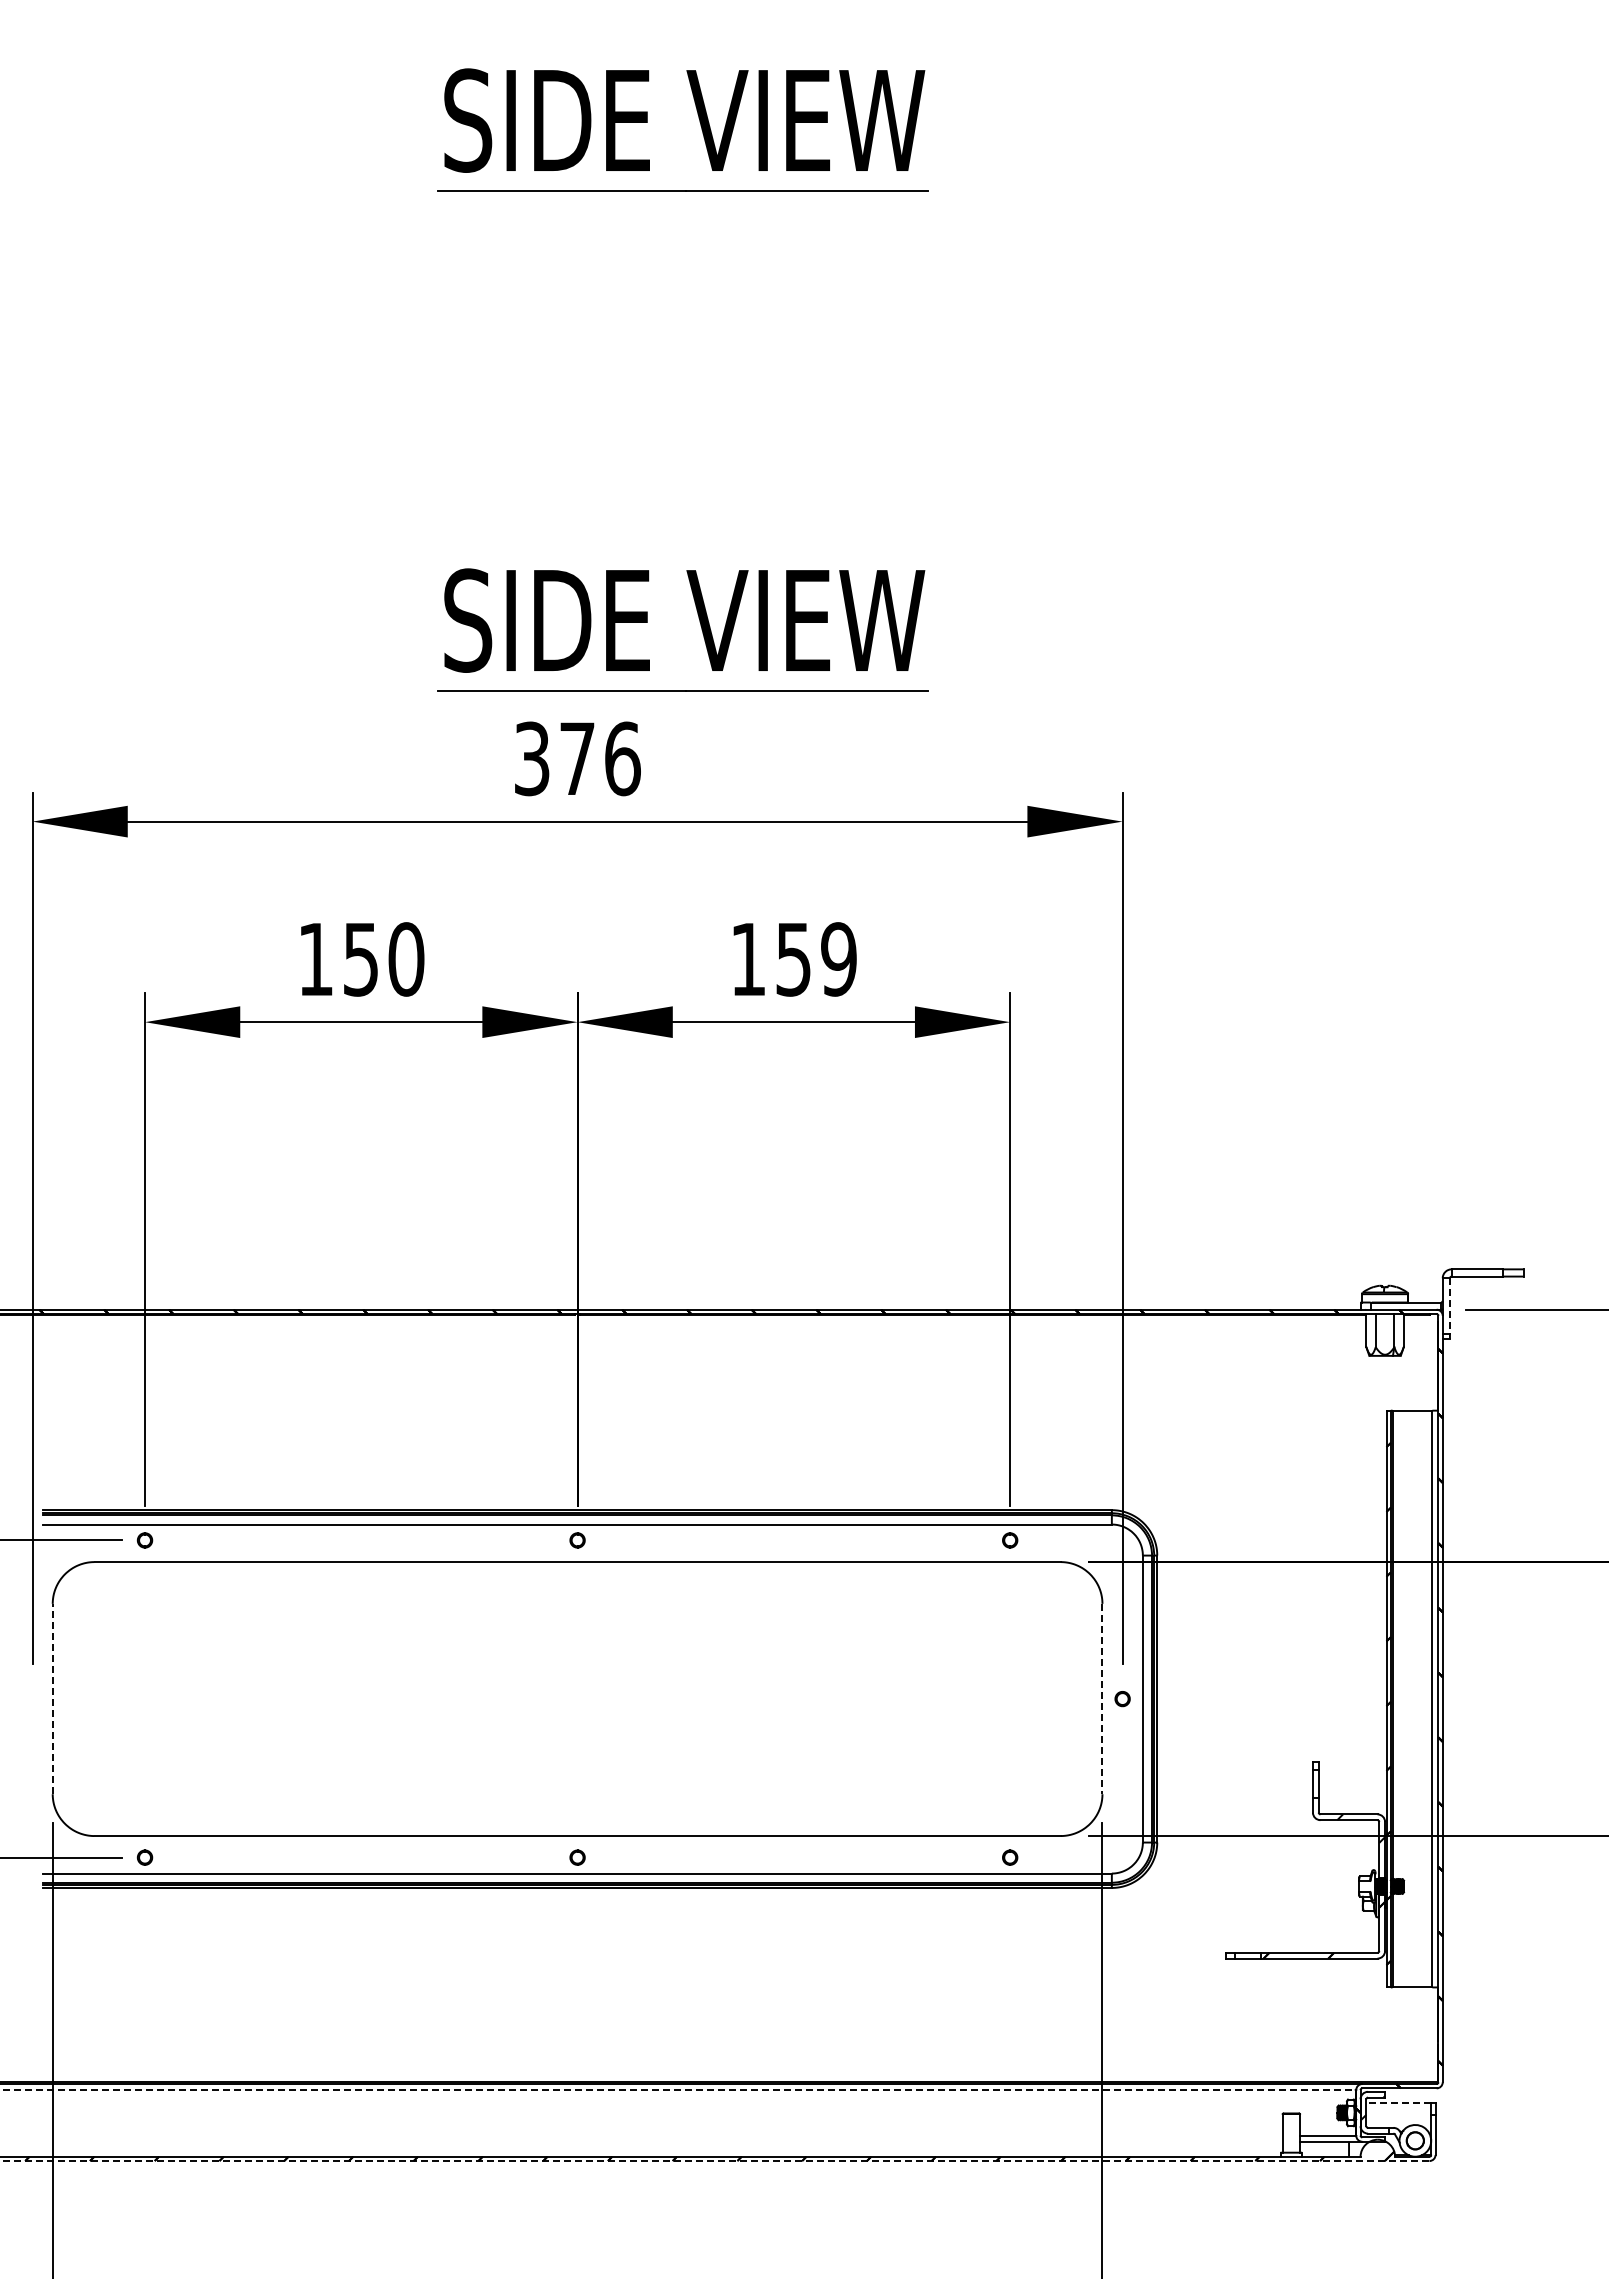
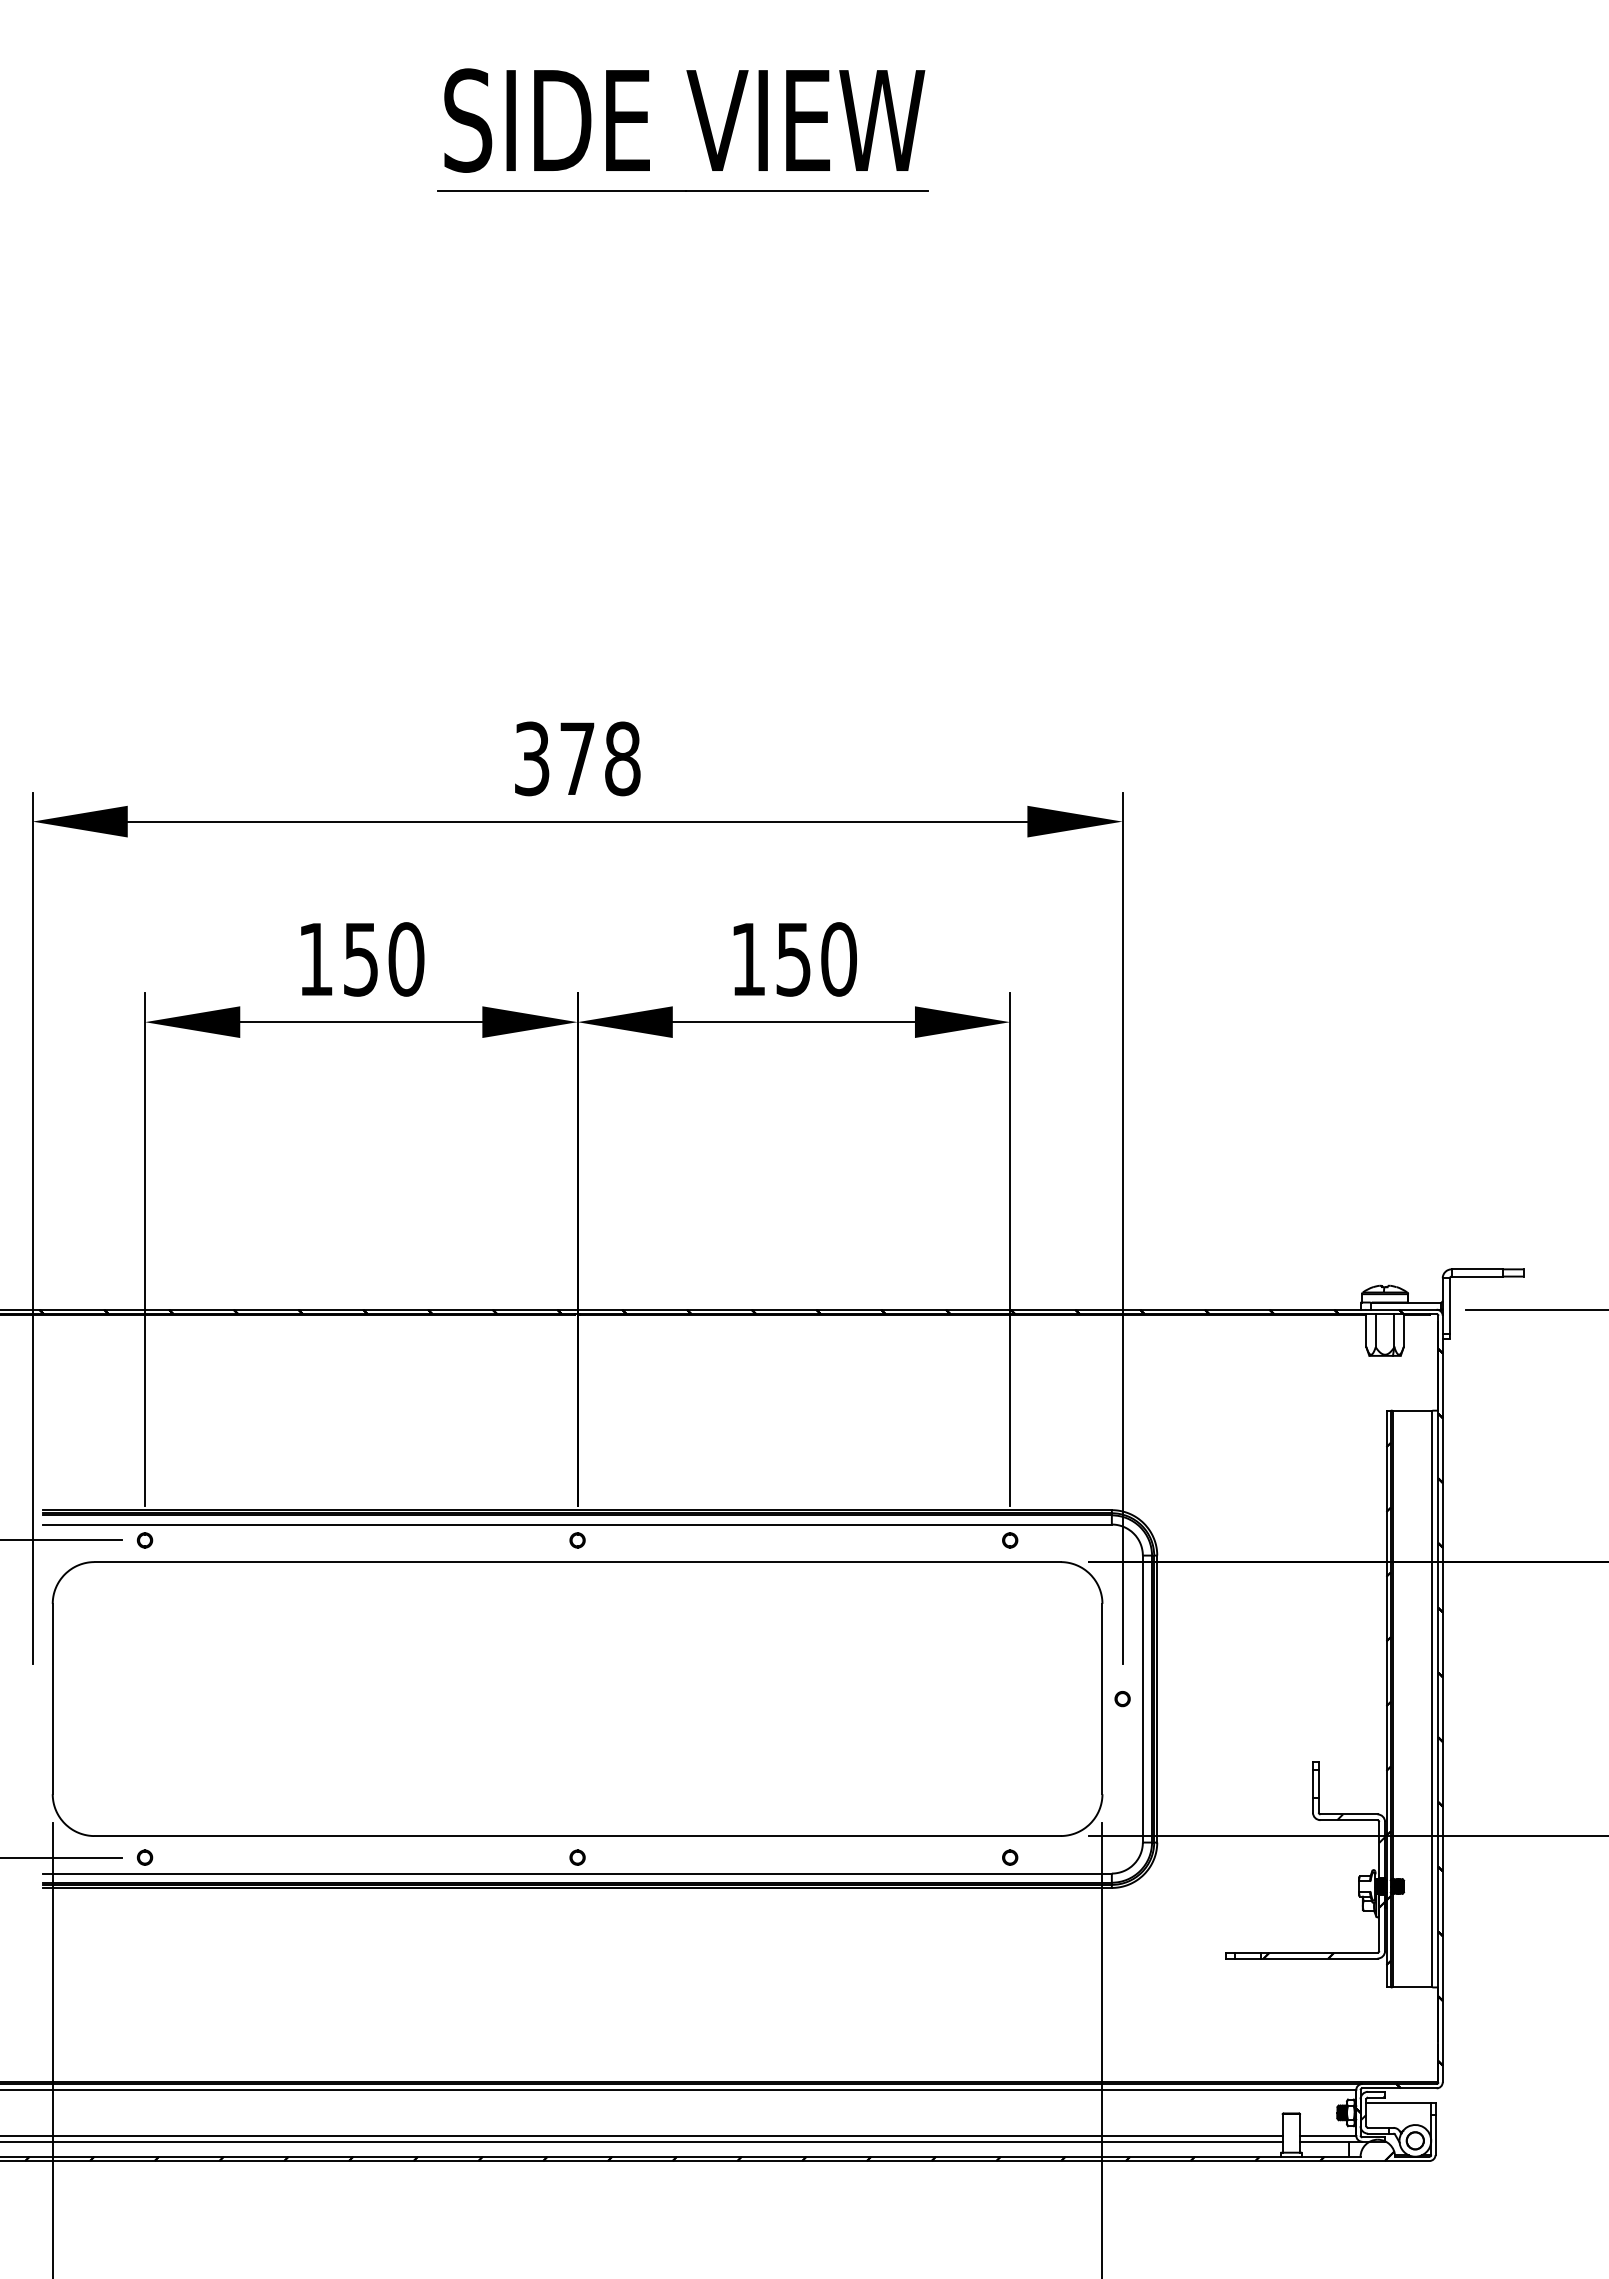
part: present -> none (700, 626)
text: 376 -> 378 (622, 758)
text: 159 -> 150 (838, 959)
line: dashed -> solid (1449, 1306)
line: dashed -> solid (52, 1698)
line: dashed -> solid (1102, 1699)
line: dashed -> solid (677, 2090)
line: dashed -> solid (1398, 2103)
line: none -> present (642, 2135)
line: none -> present (642, 2141)
line: dashed -> solid (714, 2161)
